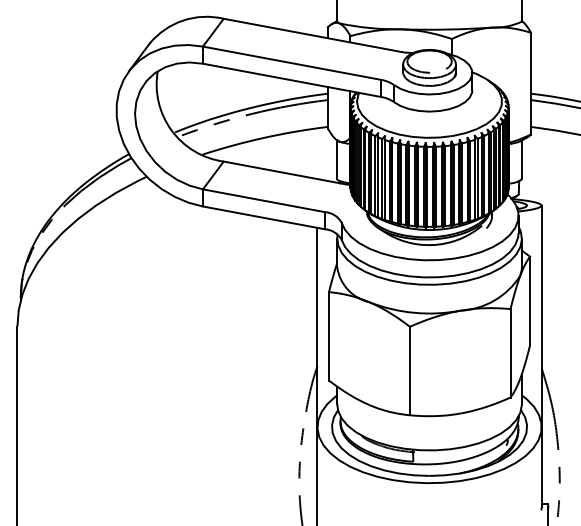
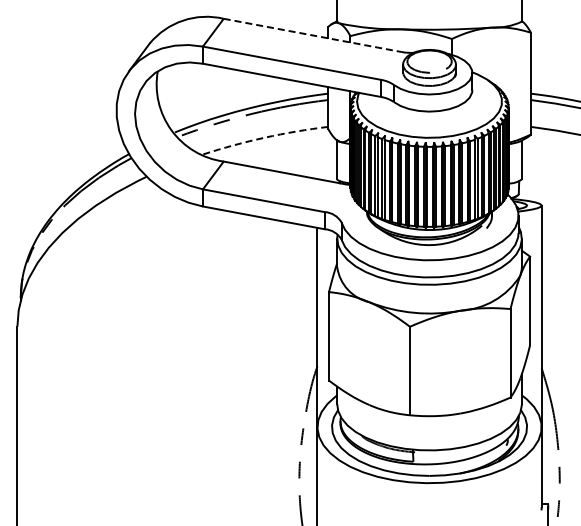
line: solid -> dashed (312, 35)
arc: solid -> dashed (264, 137)
